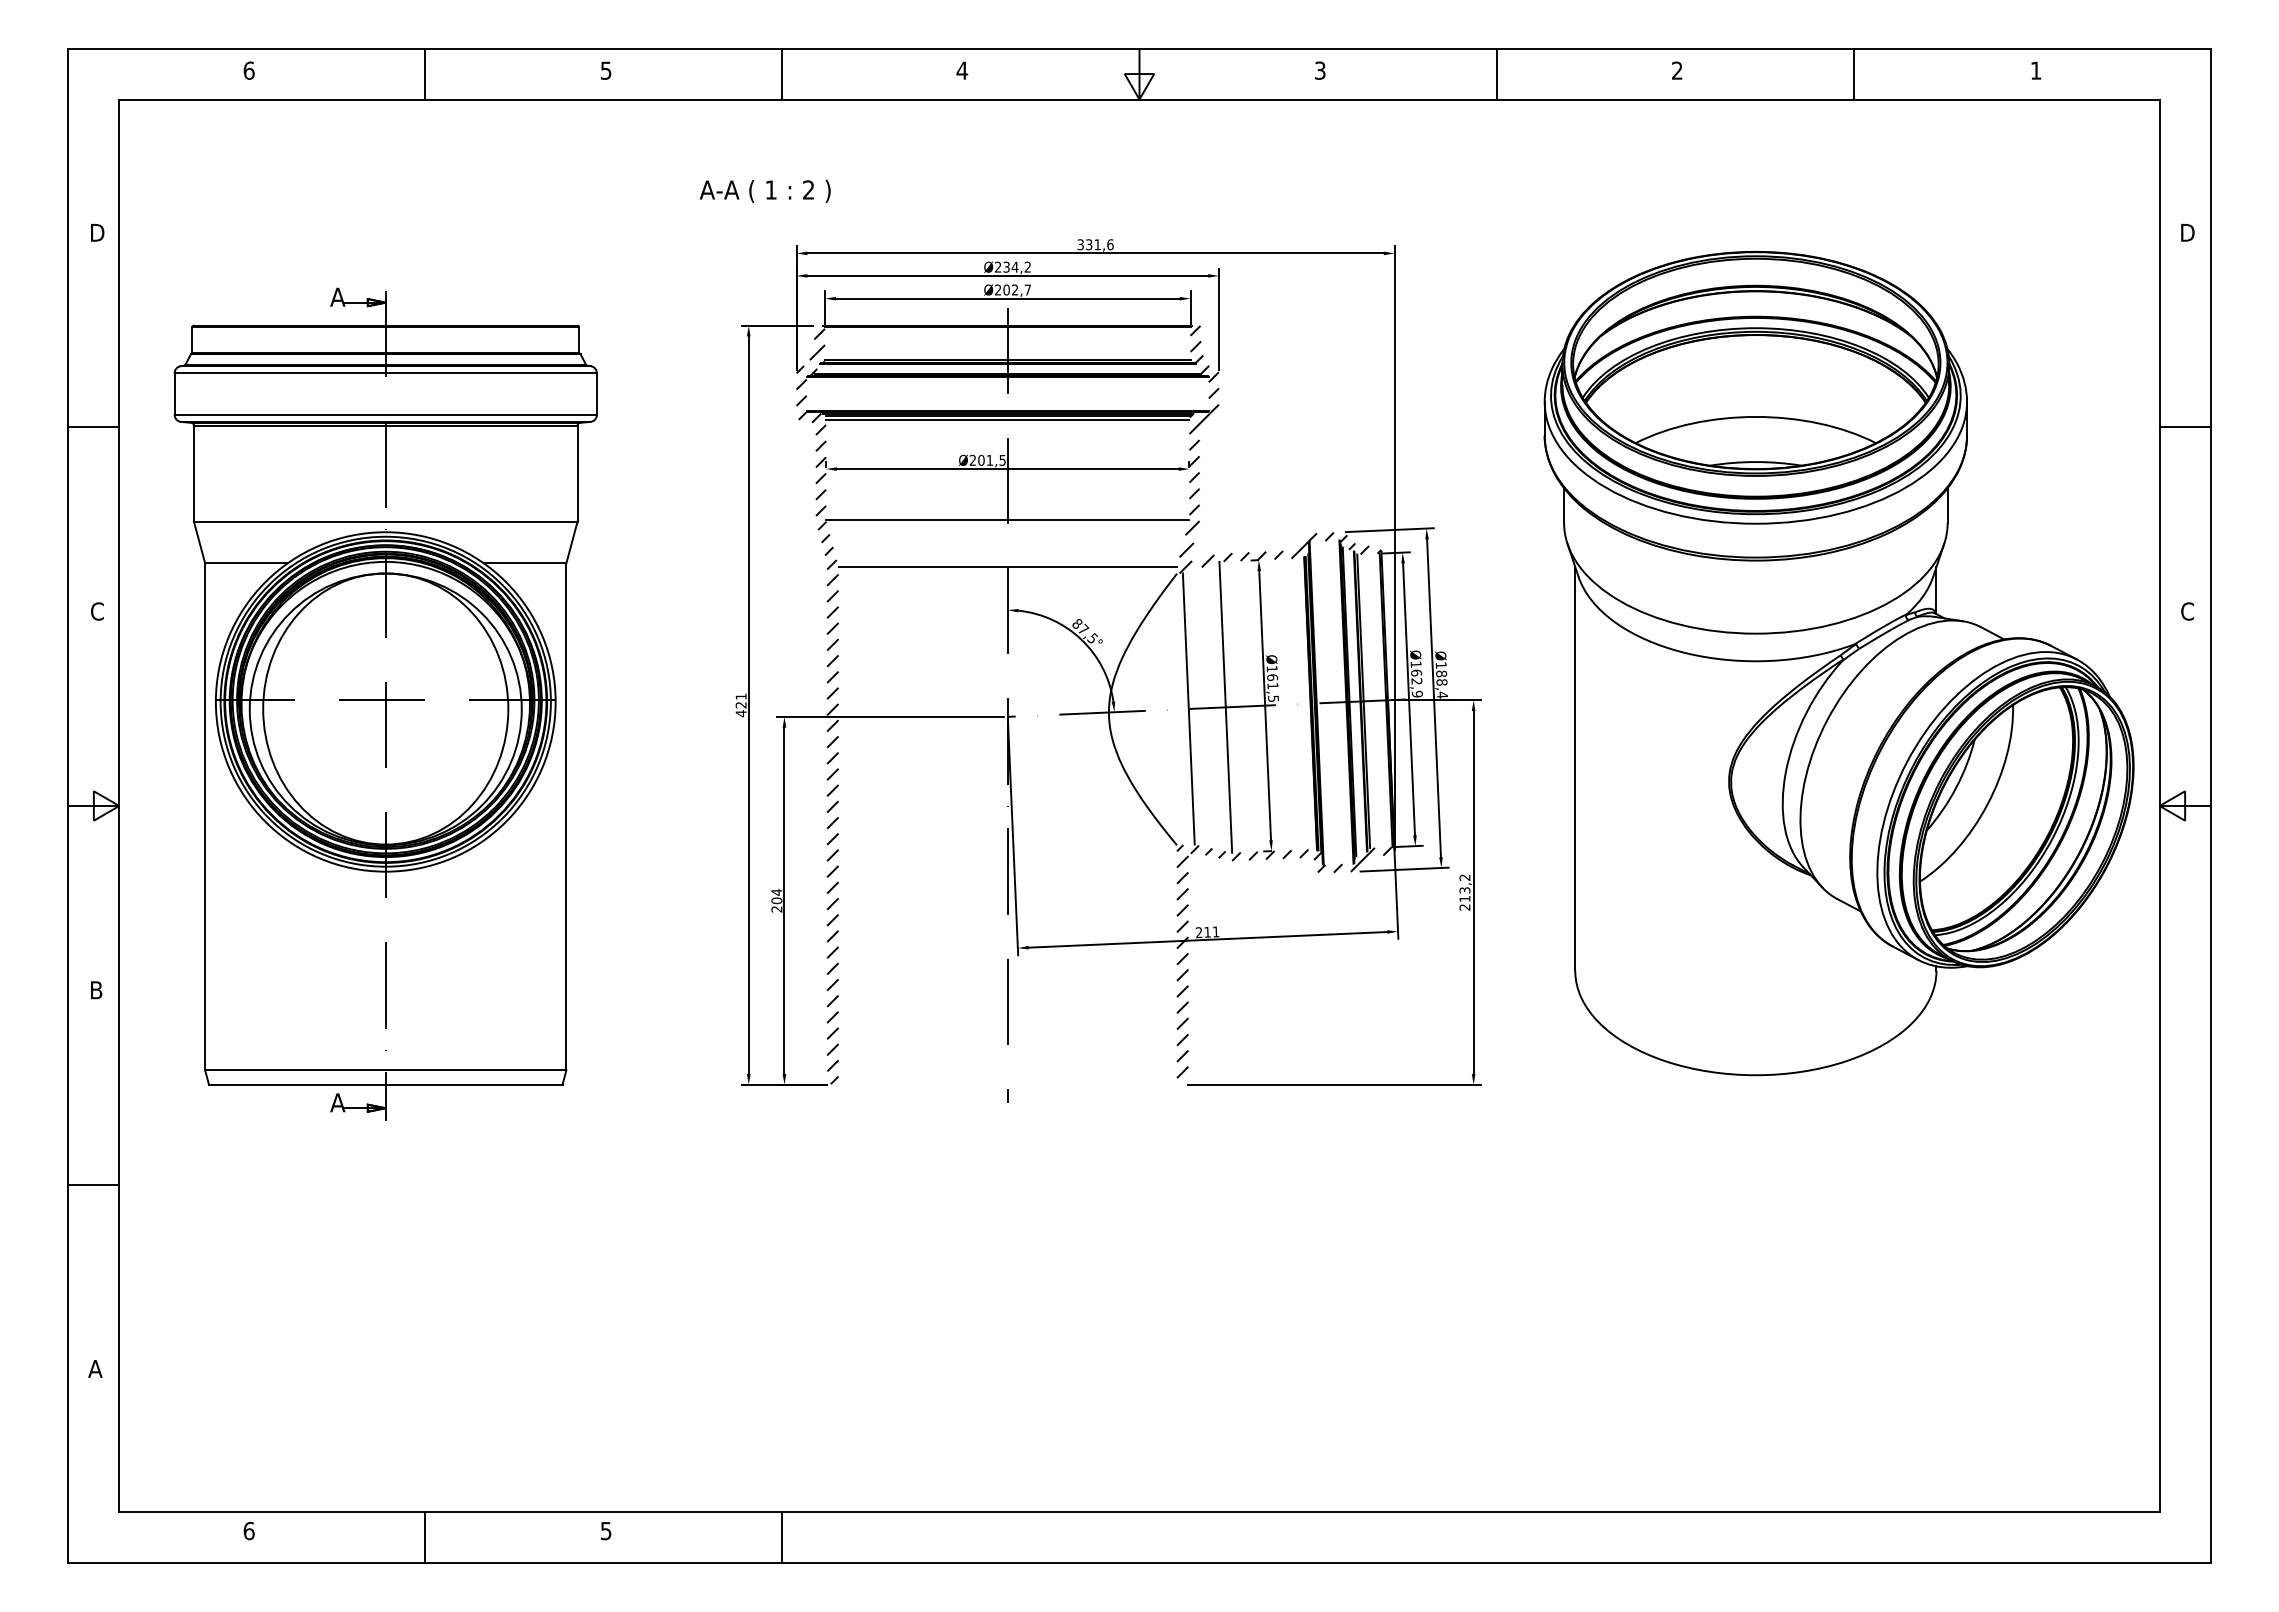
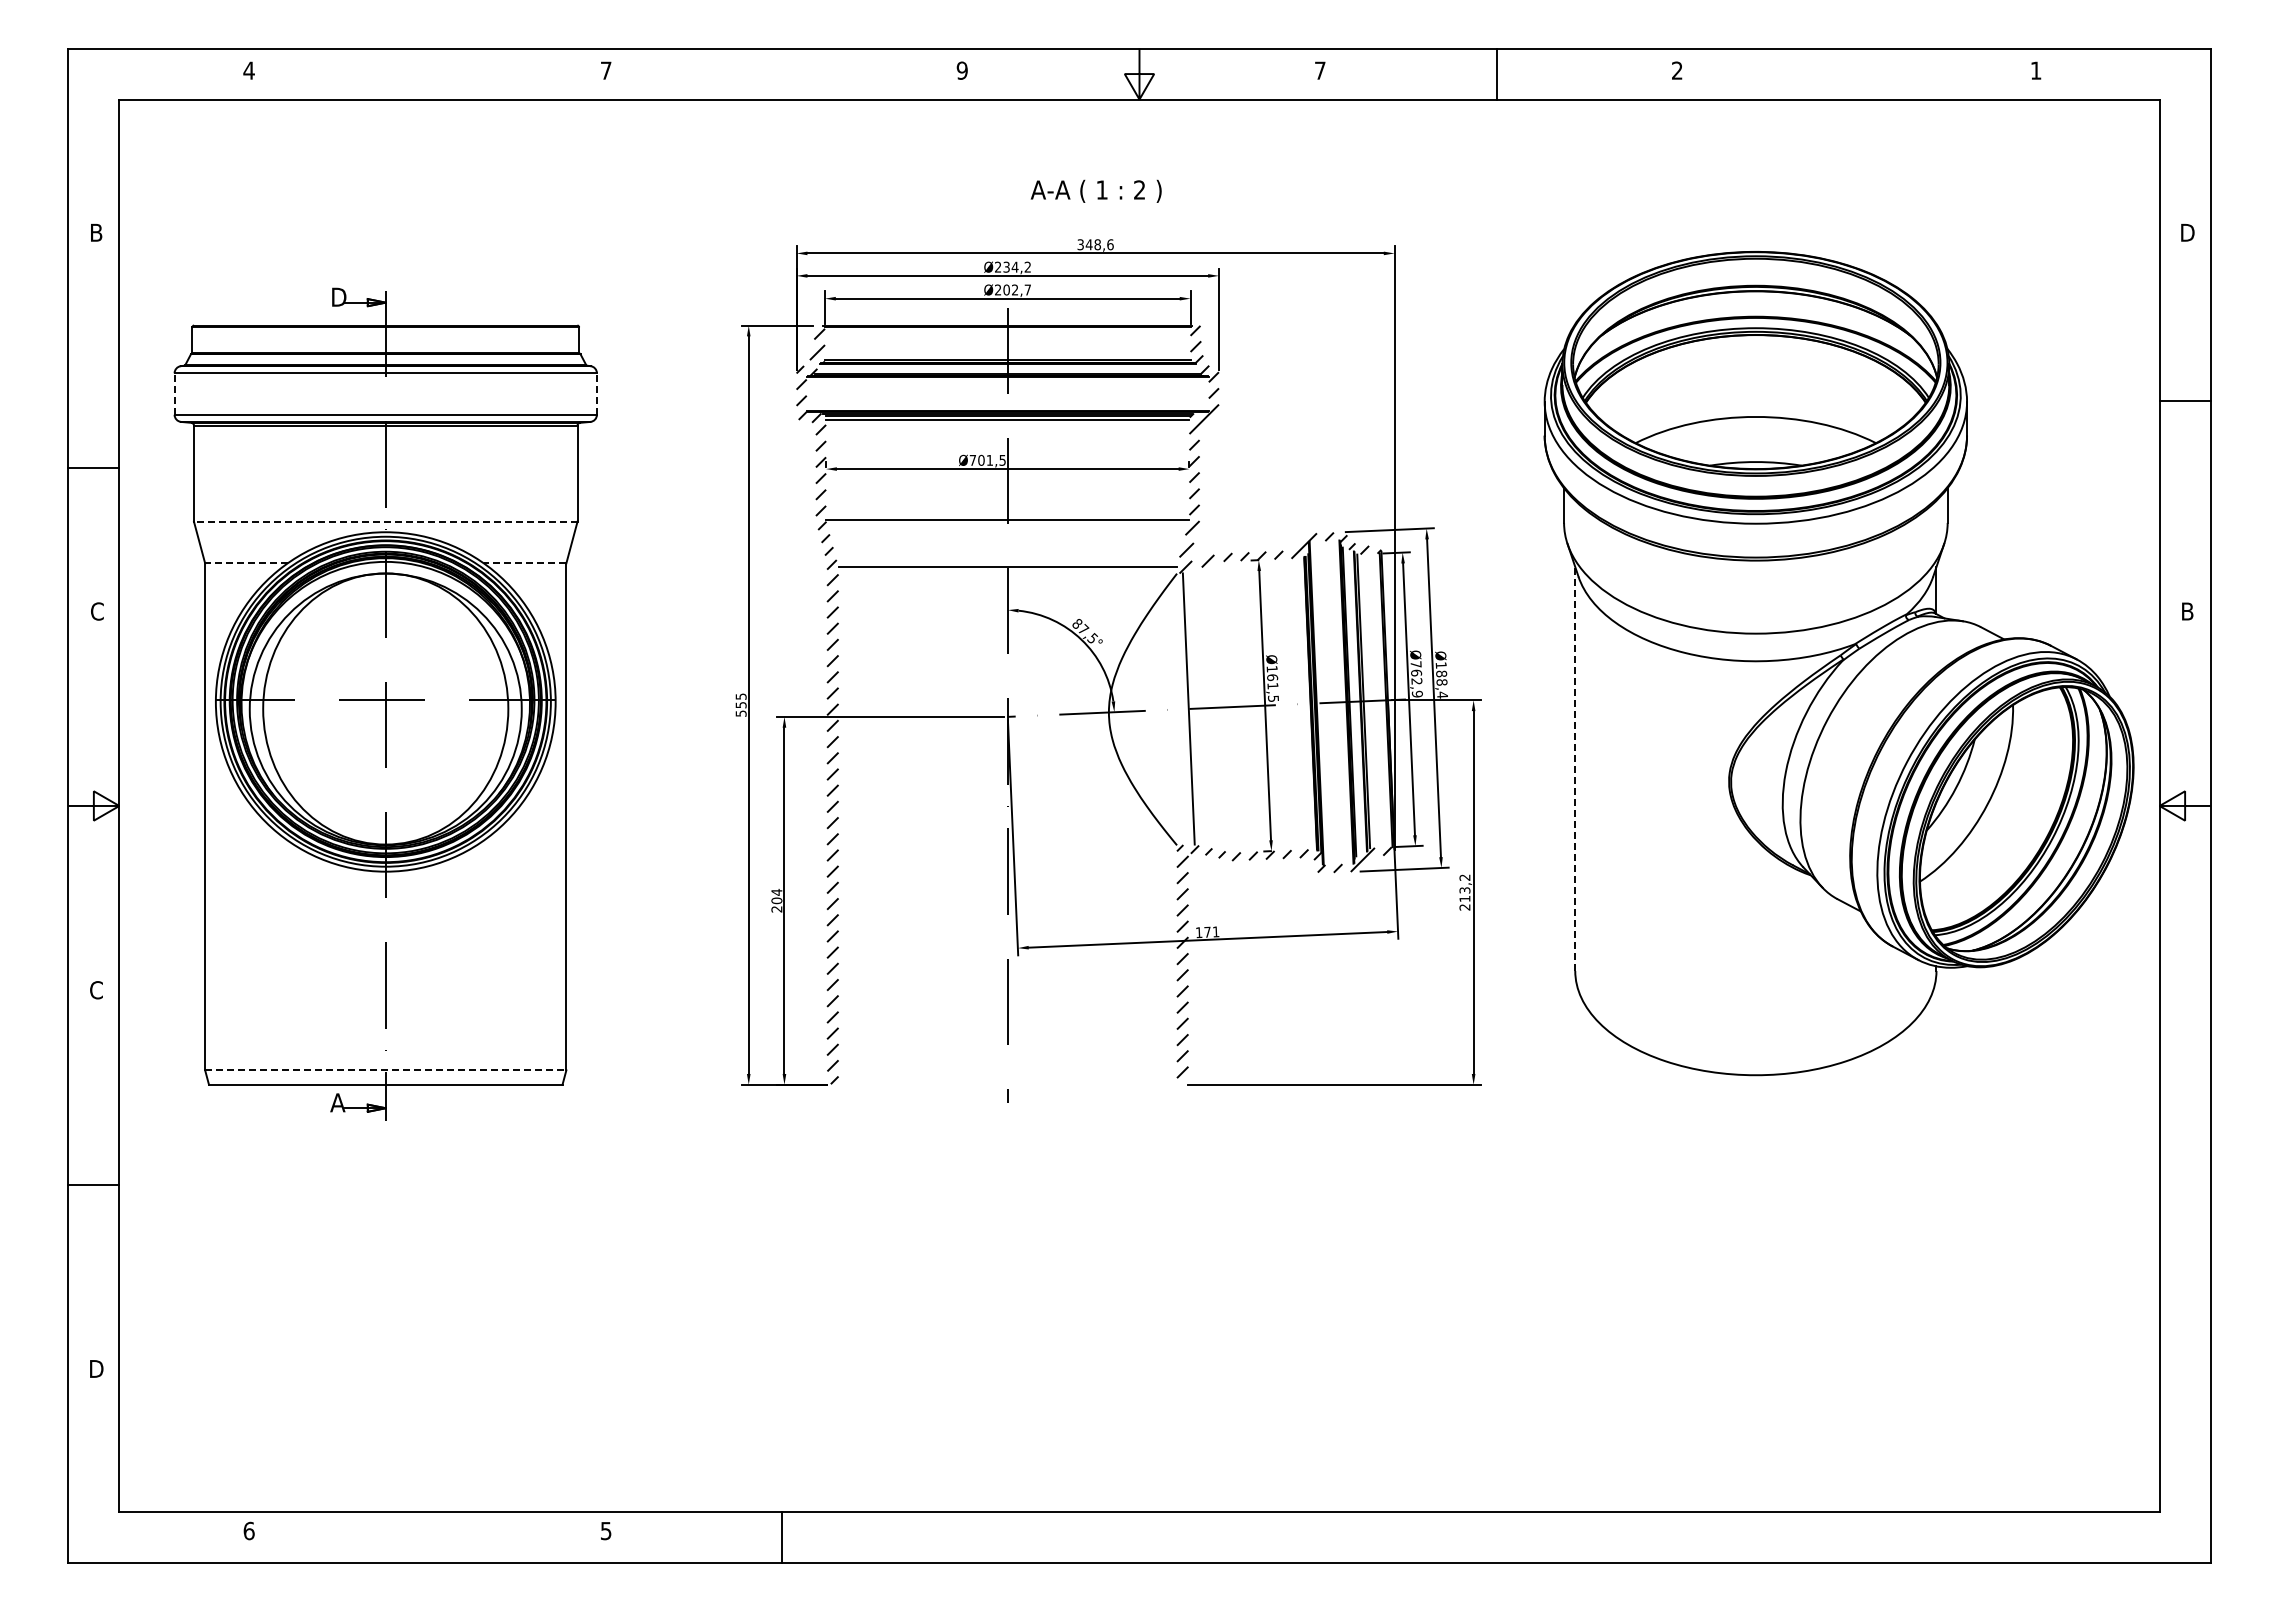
text: 6 -> 4 (248, 70)
text: 5 -> 7 (606, 70)
text: 4 -> 9 (962, 70)
text: 3 -> 7 (1320, 70)
line: present -> none (425, 73)
line: present -> none (782, 73)
line: present -> none (1853, 73)
text position: (764, 190) -> (1095, 190) (1095, 190)
text: D -> B (98, 232)
text: 331,6 -> 348,6 (1092, 244)
text: A -> D (338, 296)
line: solid -> dashed (174, 394)
line: solid -> dashed (596, 394)
line position: (93, 427) -> (93, 468) (93, 468)
line position: (2184, 427) -> (2184, 401) (2184, 401)
text: Ø201,5 -> Ø701,5 (972, 459)
line: solid -> dashed (385, 521)
line: solid -> dashed (245, 563)
line: solid -> dashed (524, 563)
text: C -> B (2187, 611)
text: Ø162,9 -> Ø762,9 (1415, 664)
text: 421 -> 555 (740, 705)
line: present -> none (1225, 706)
line: solid -> dashed (1575, 768)
text: 211 -> 171 (1202, 932)
text: B -> C (96, 990)
line: solid -> dashed (385, 1070)
text: A -> D (95, 1368)
line: present -> none (425, 1537)
